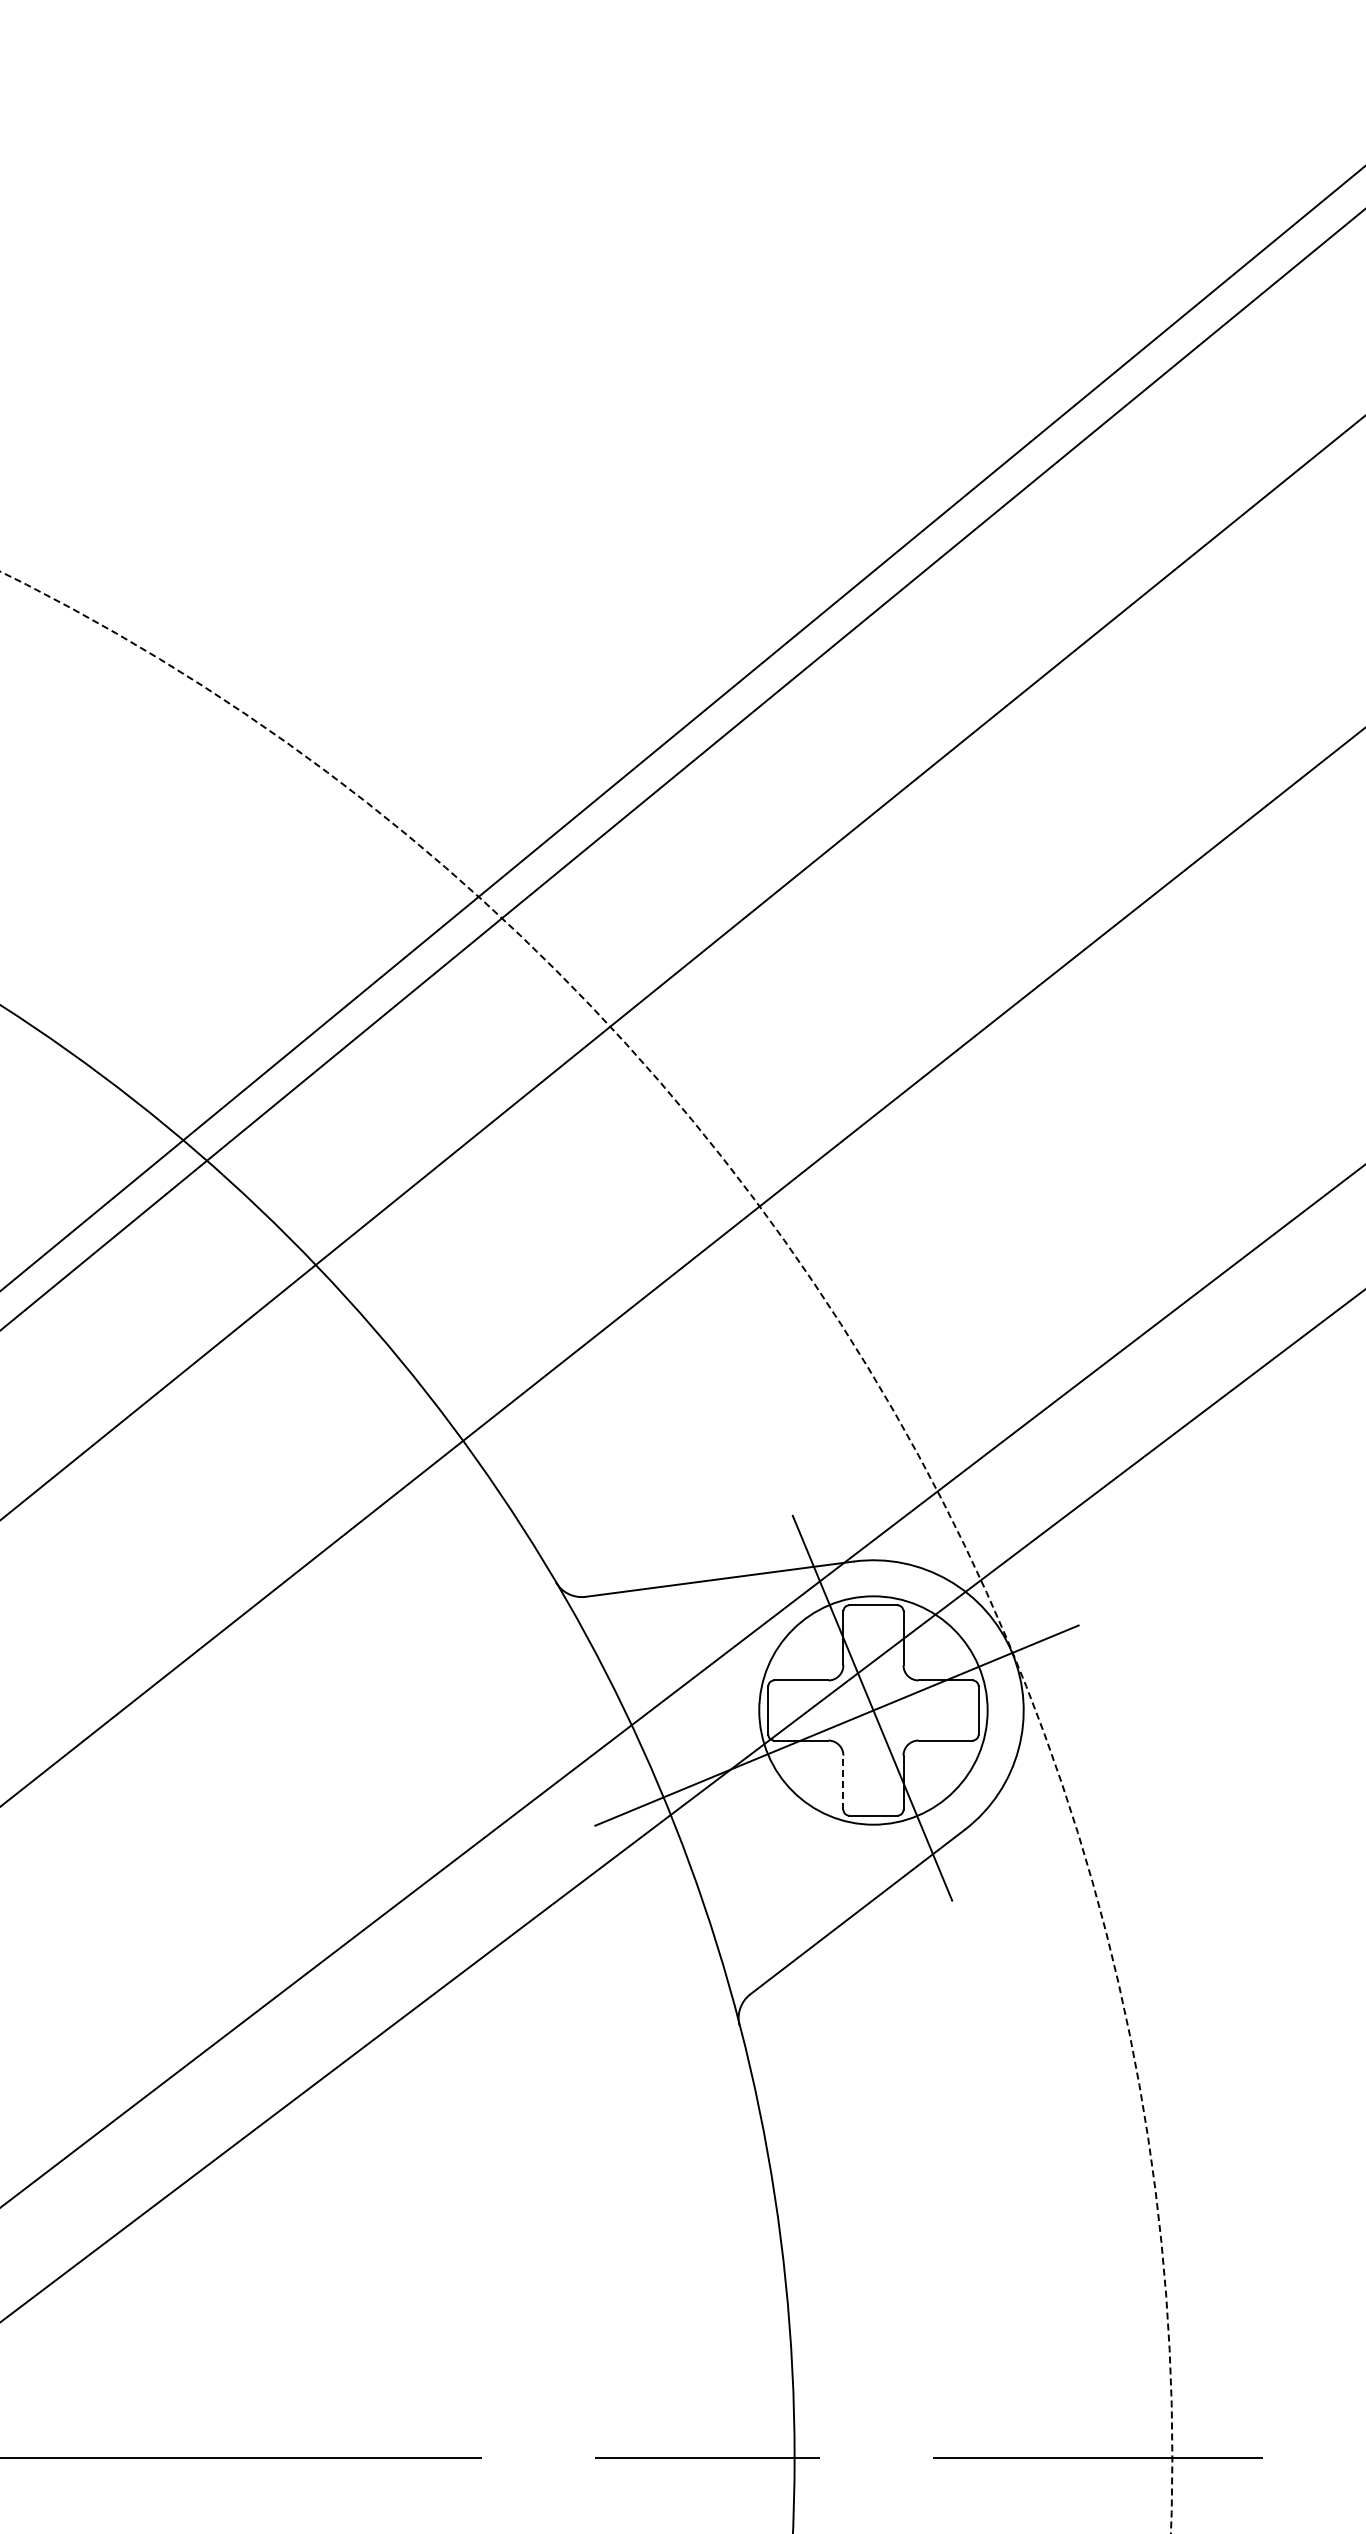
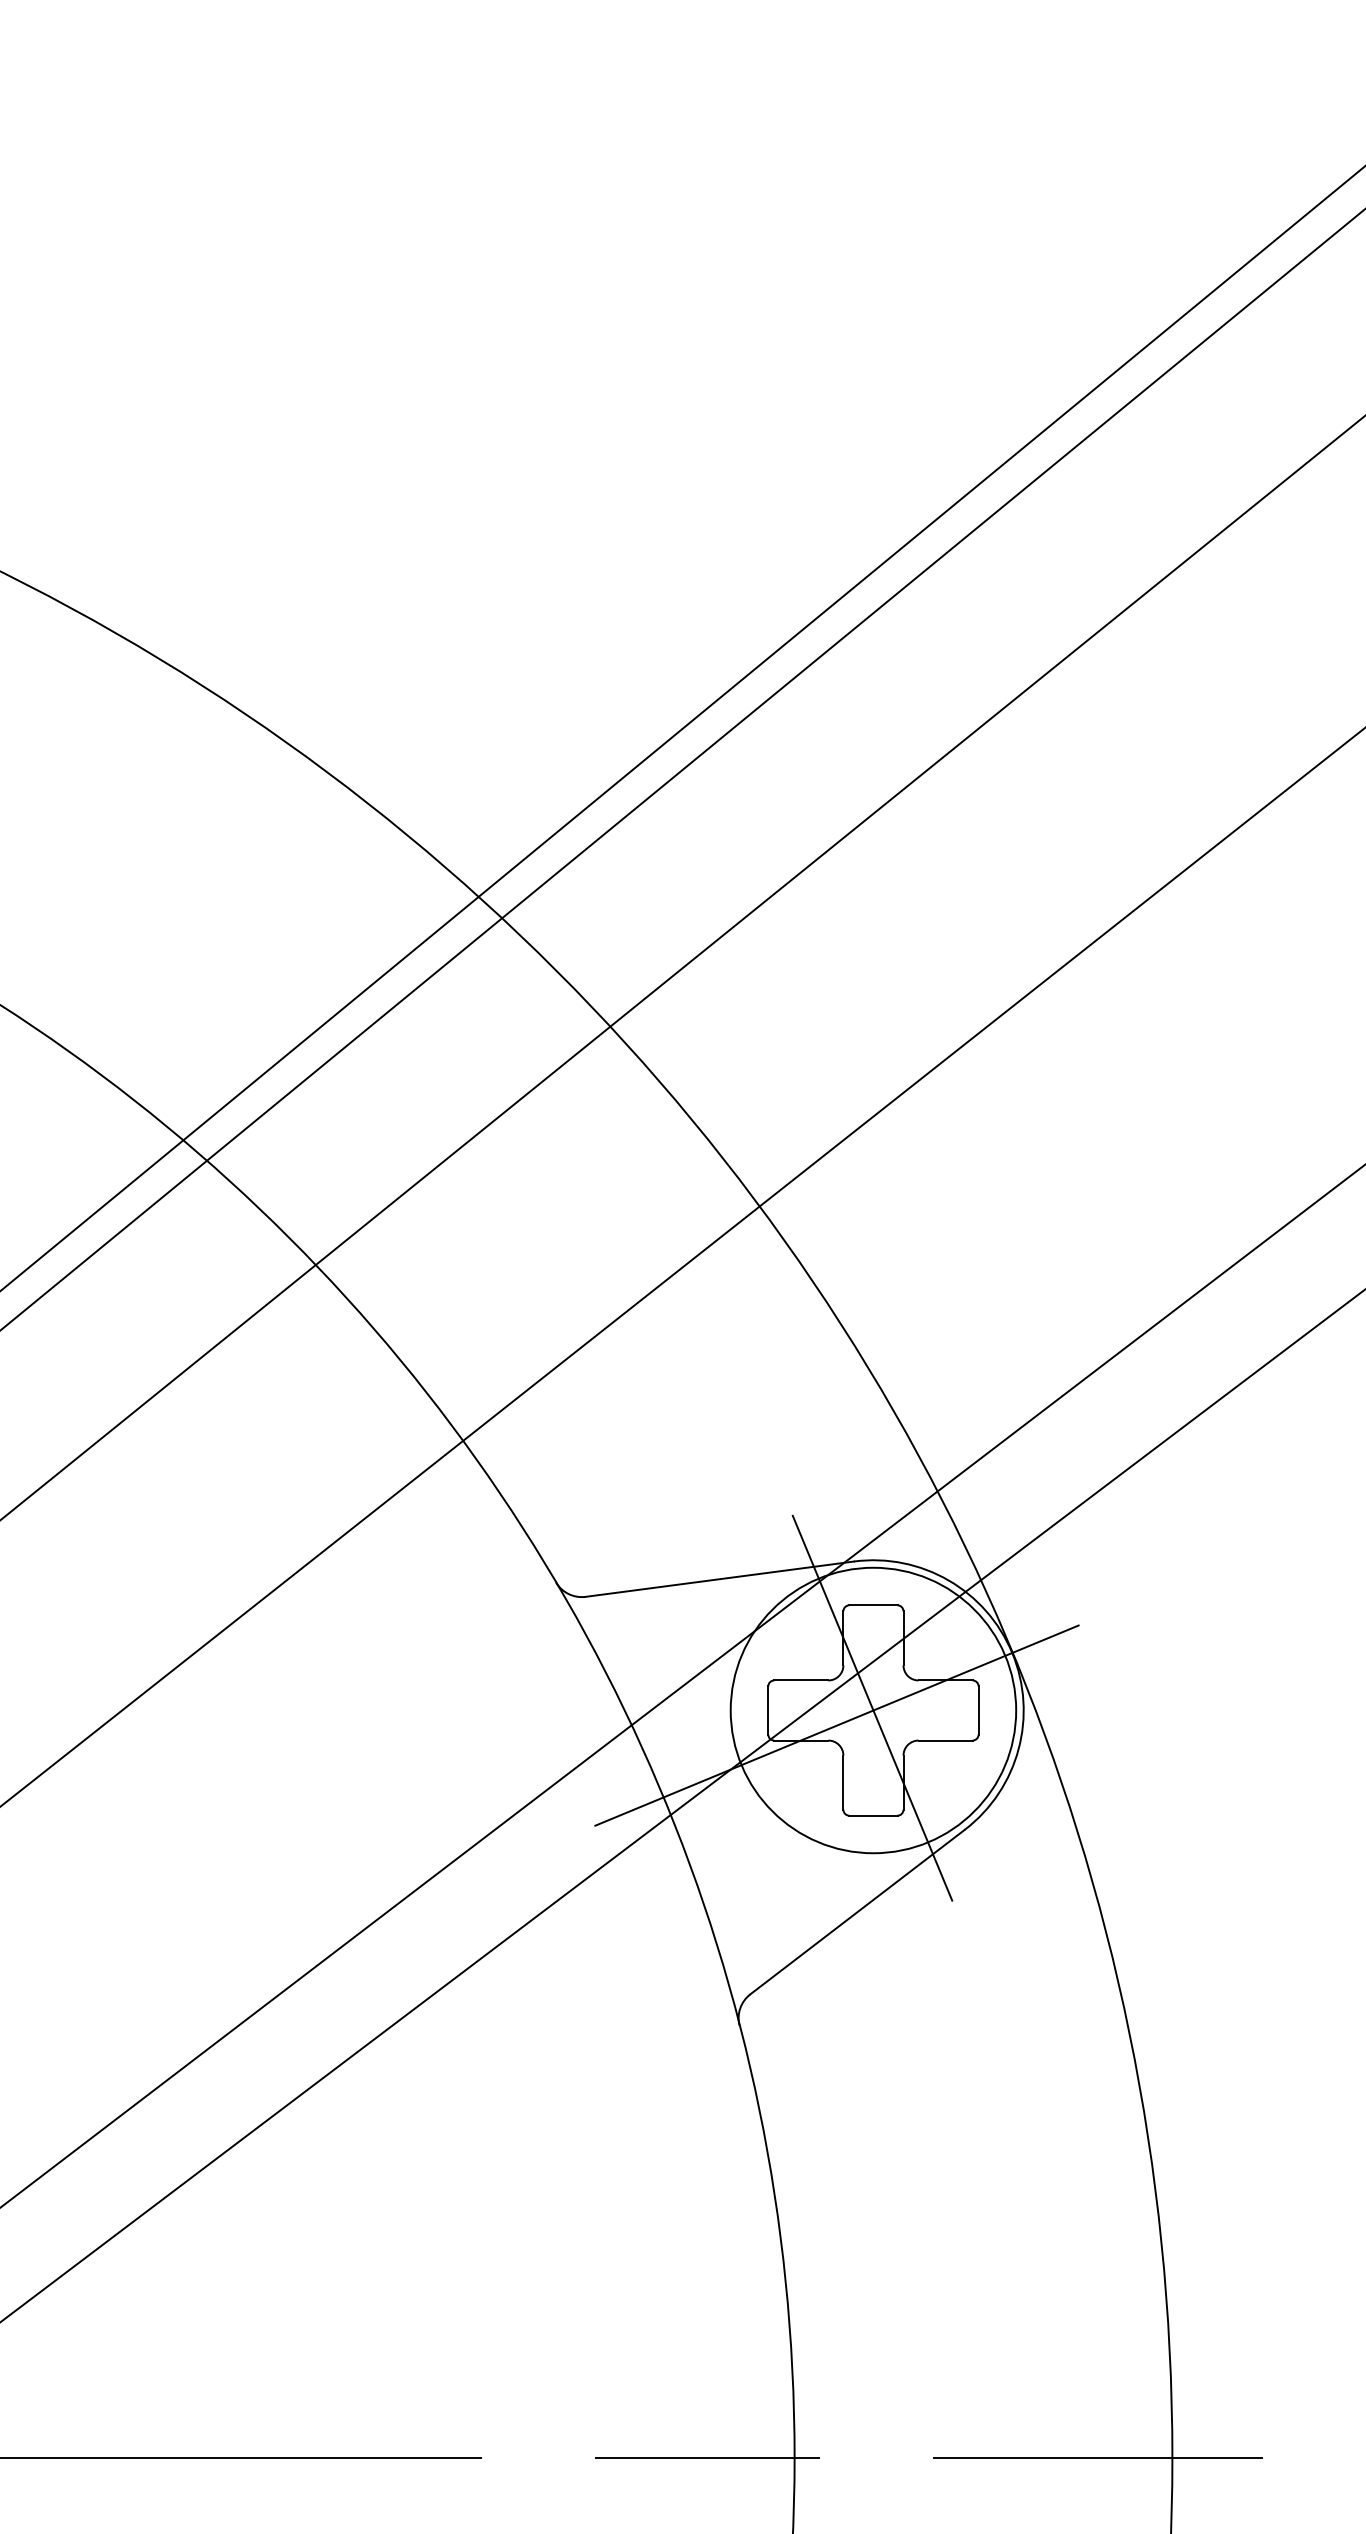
arc: dashed -> solid (874, 1379)
circle diameter: 228 px -> 285 px (873, 1710)
line: dashed -> solid (843, 1782)
